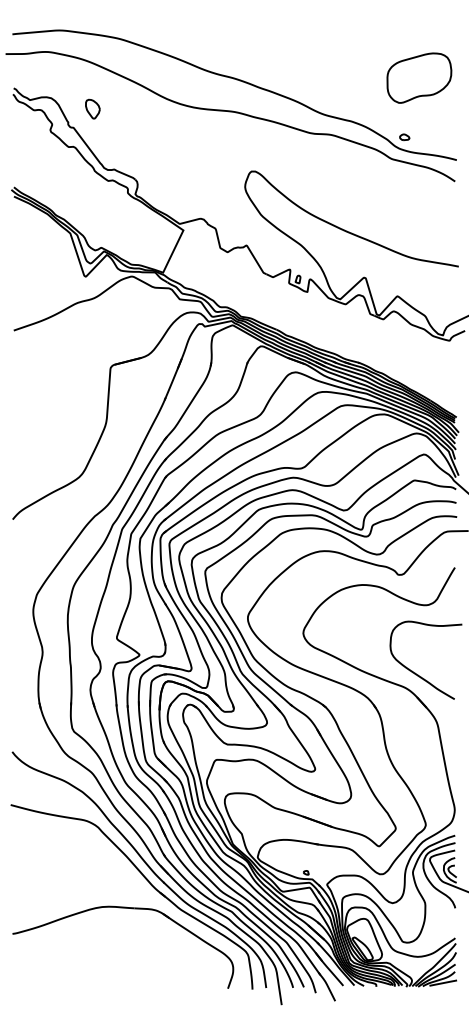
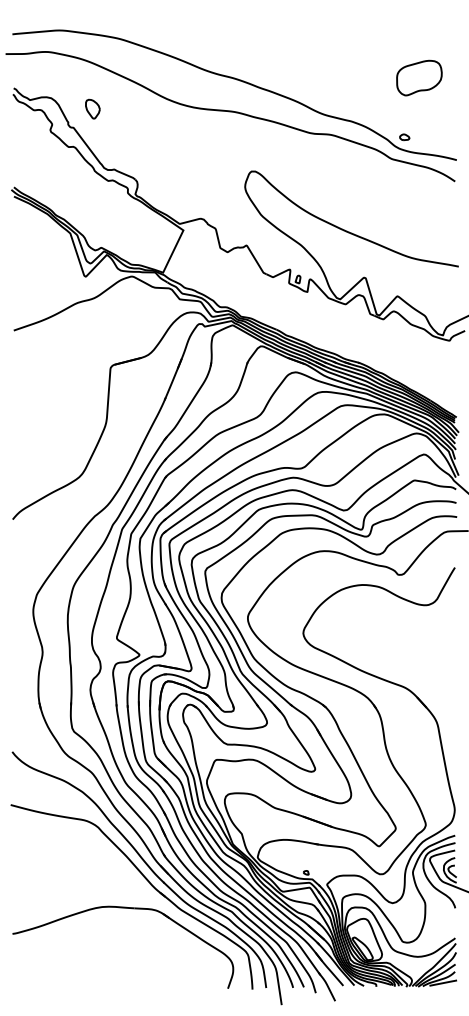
part size: 67x52 px -> 47x38 px (419, 77)
curve: present -> none (415, 672)
